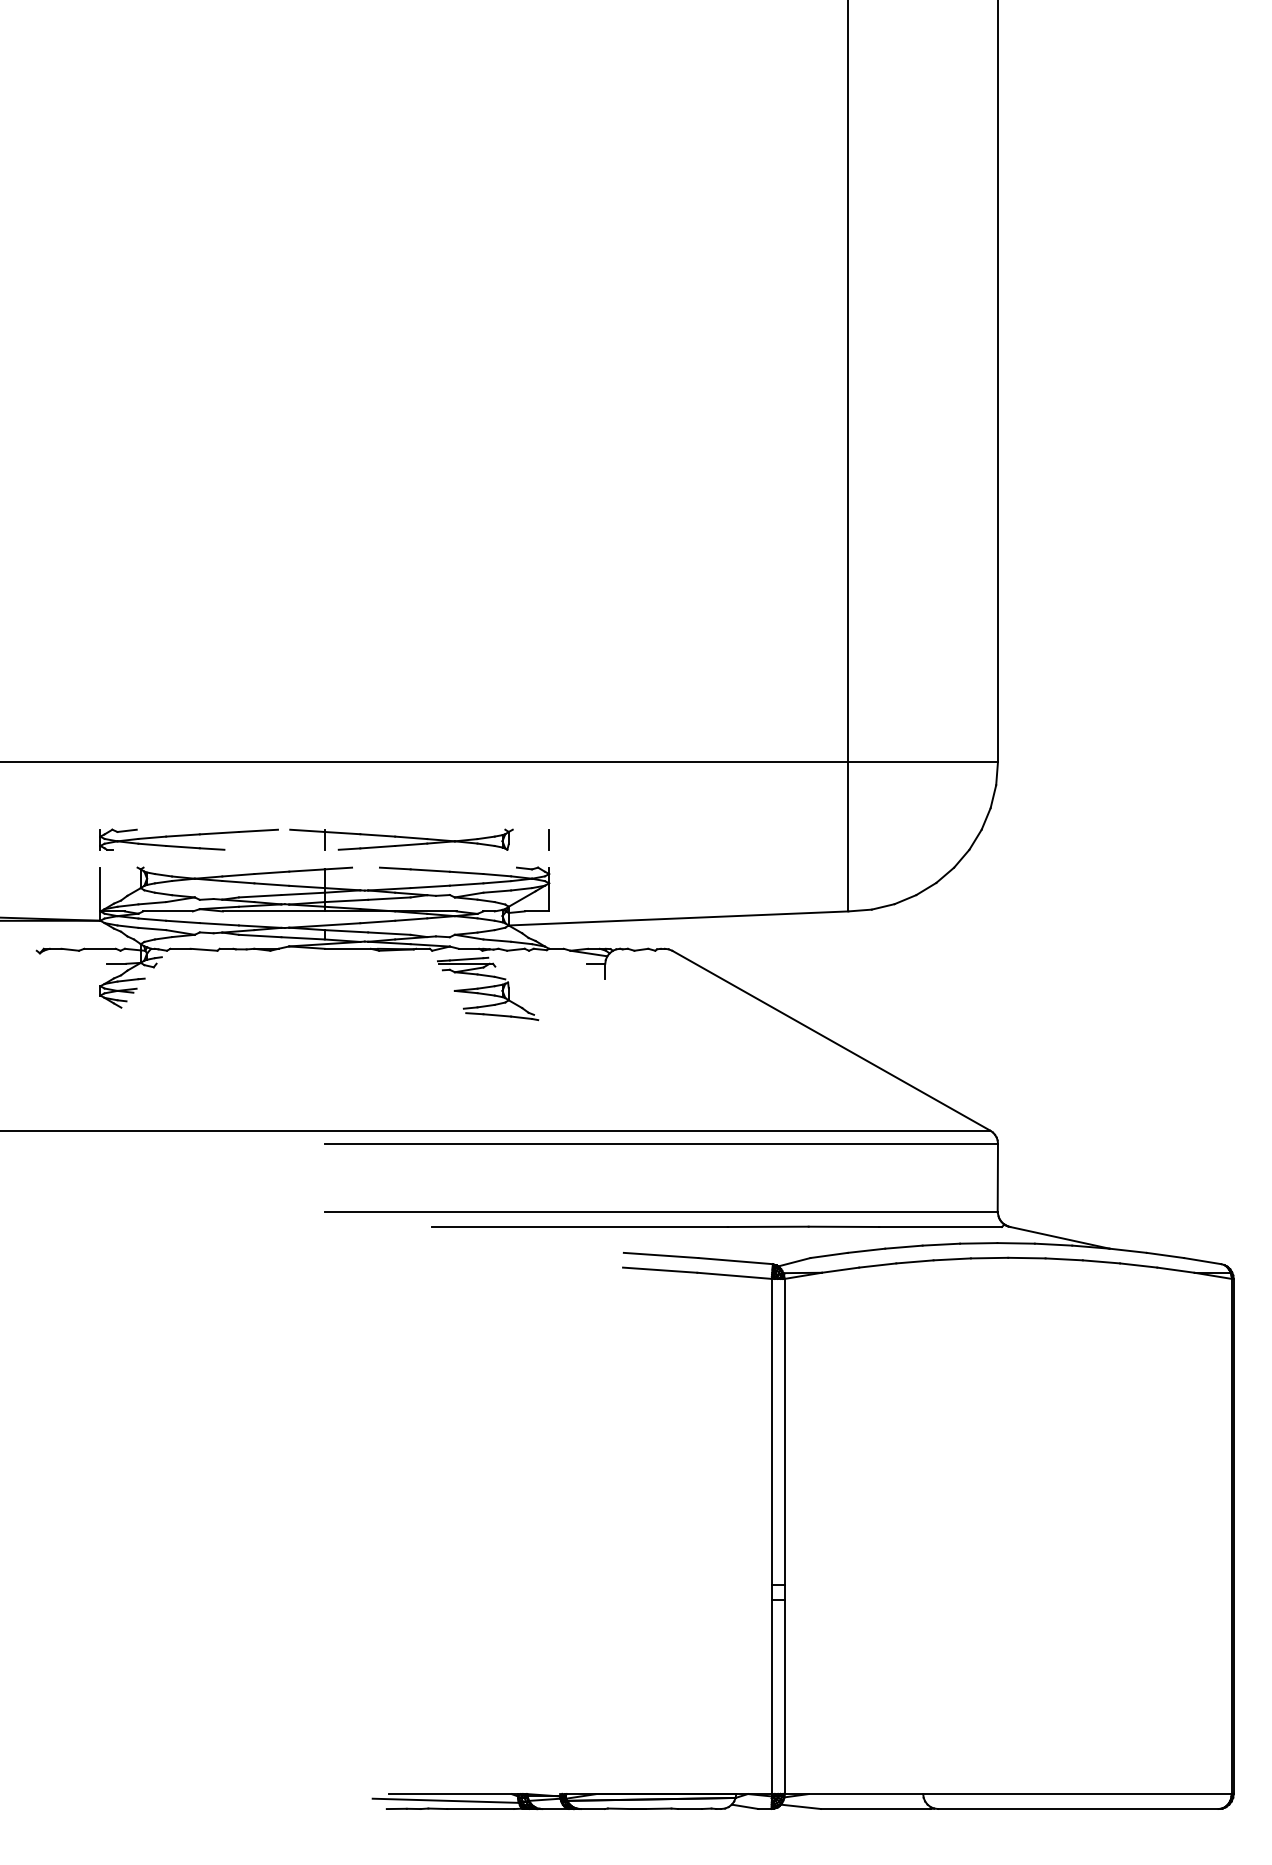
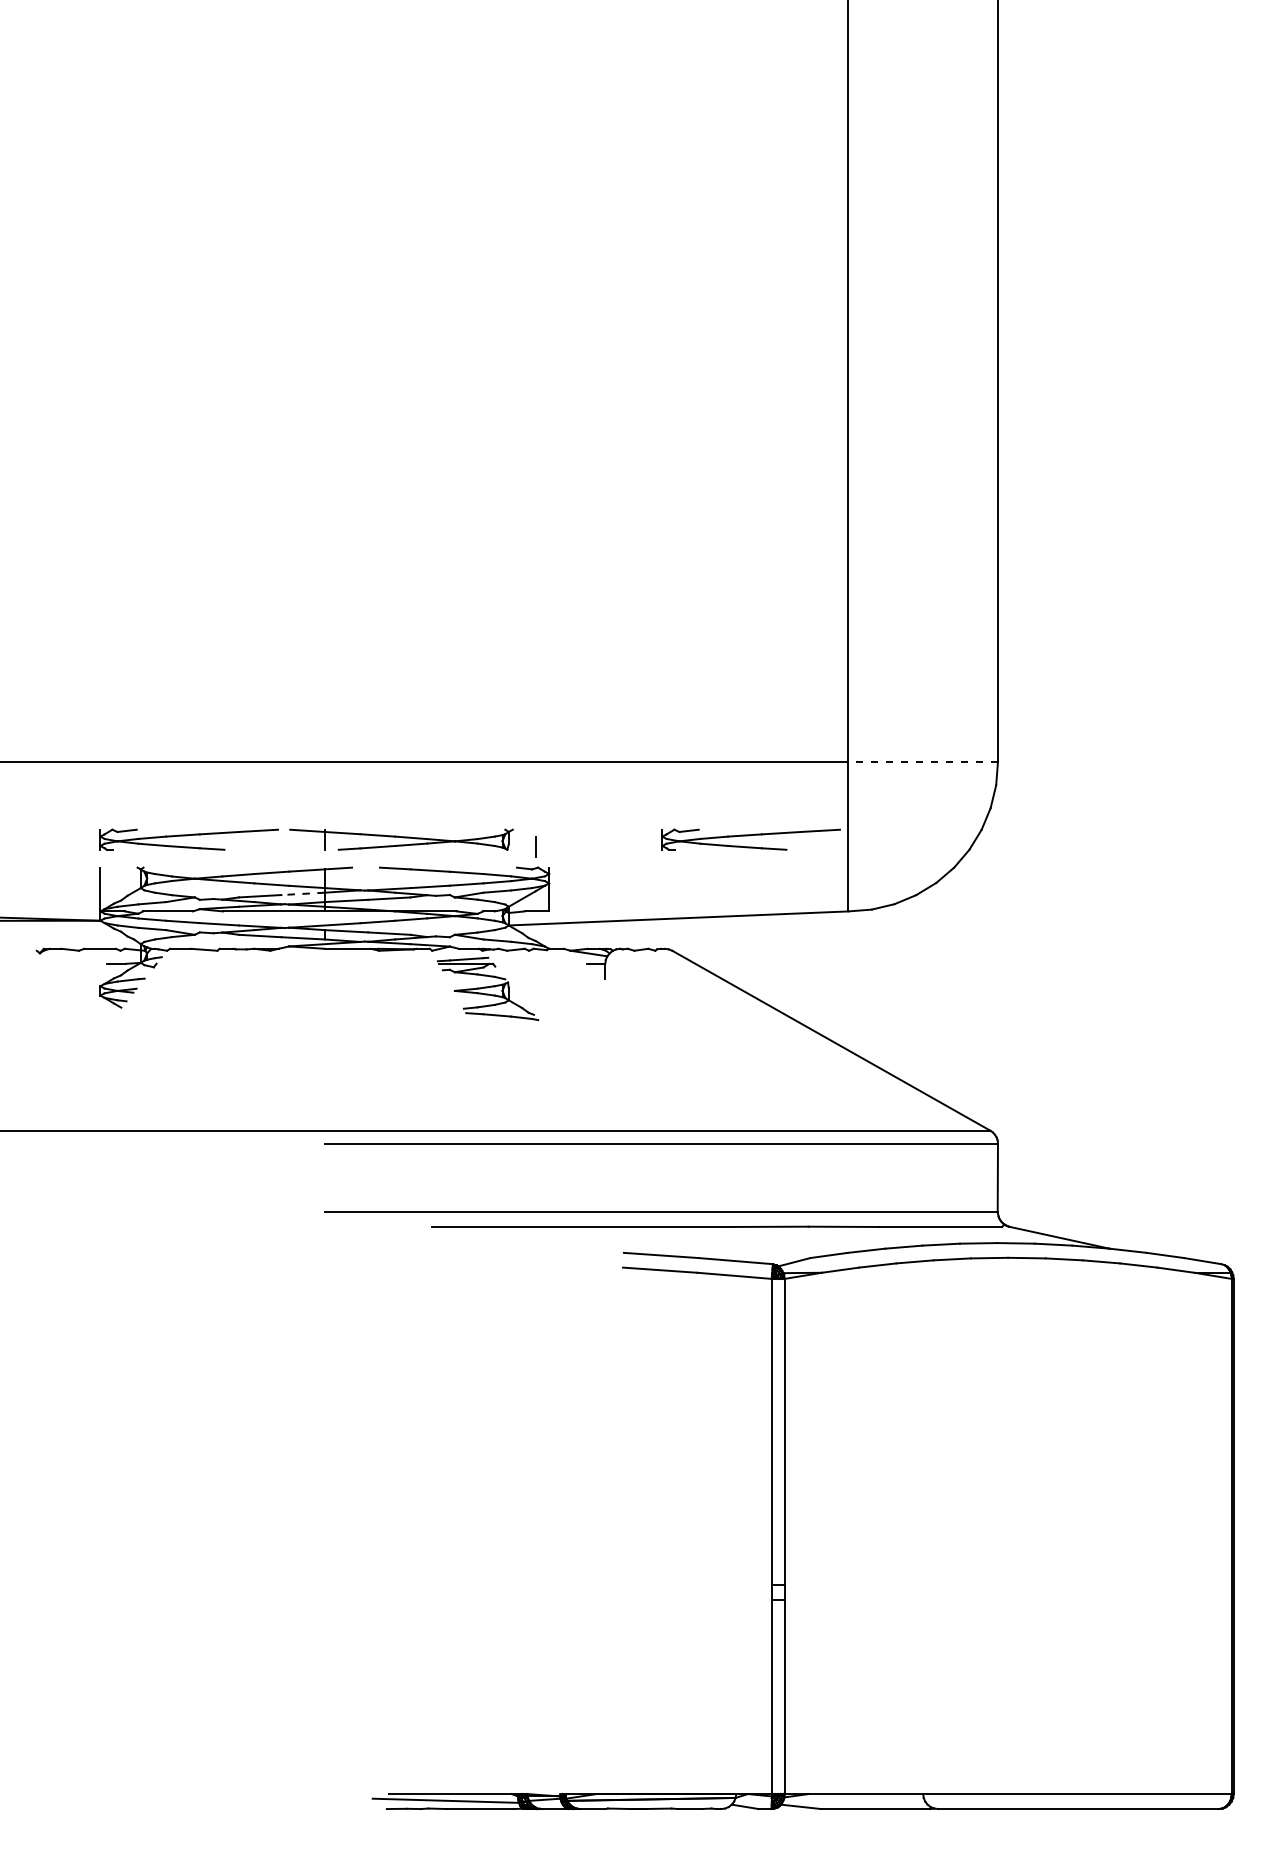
line: solid -> dashed (923, 761)
line position: (548, 839) -> (535, 846) (535, 846)
part: none -> present (750, 839)
line: solid -> dashed (303, 893)
